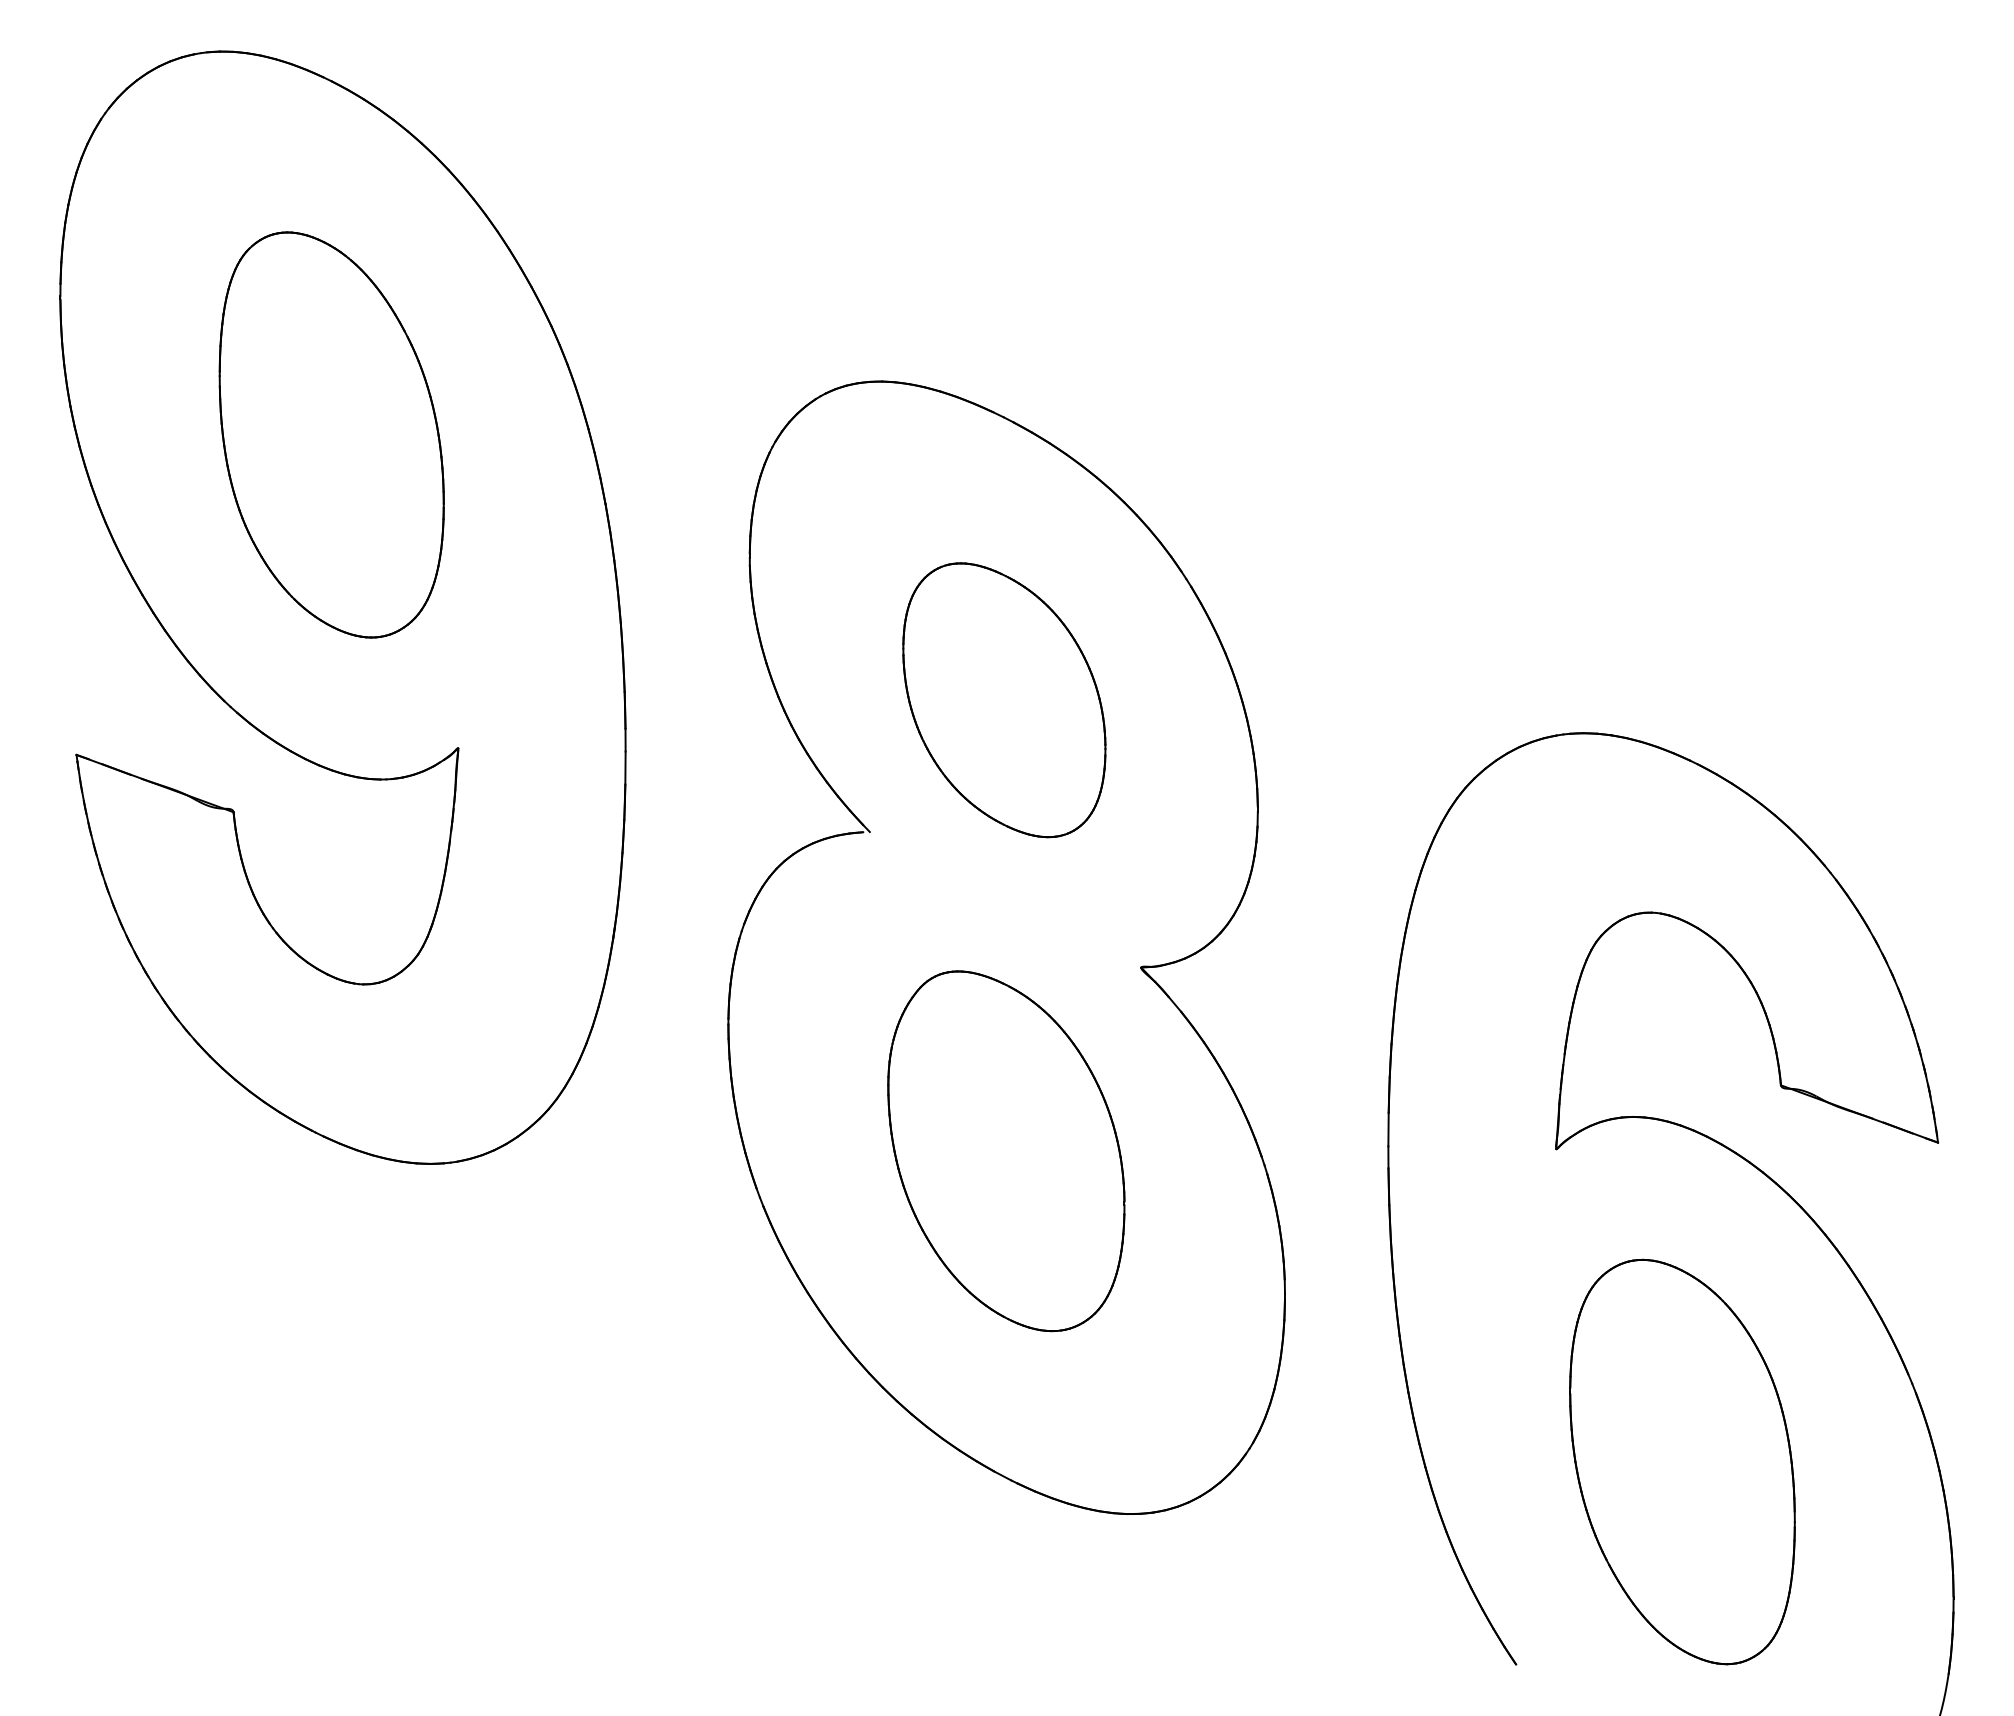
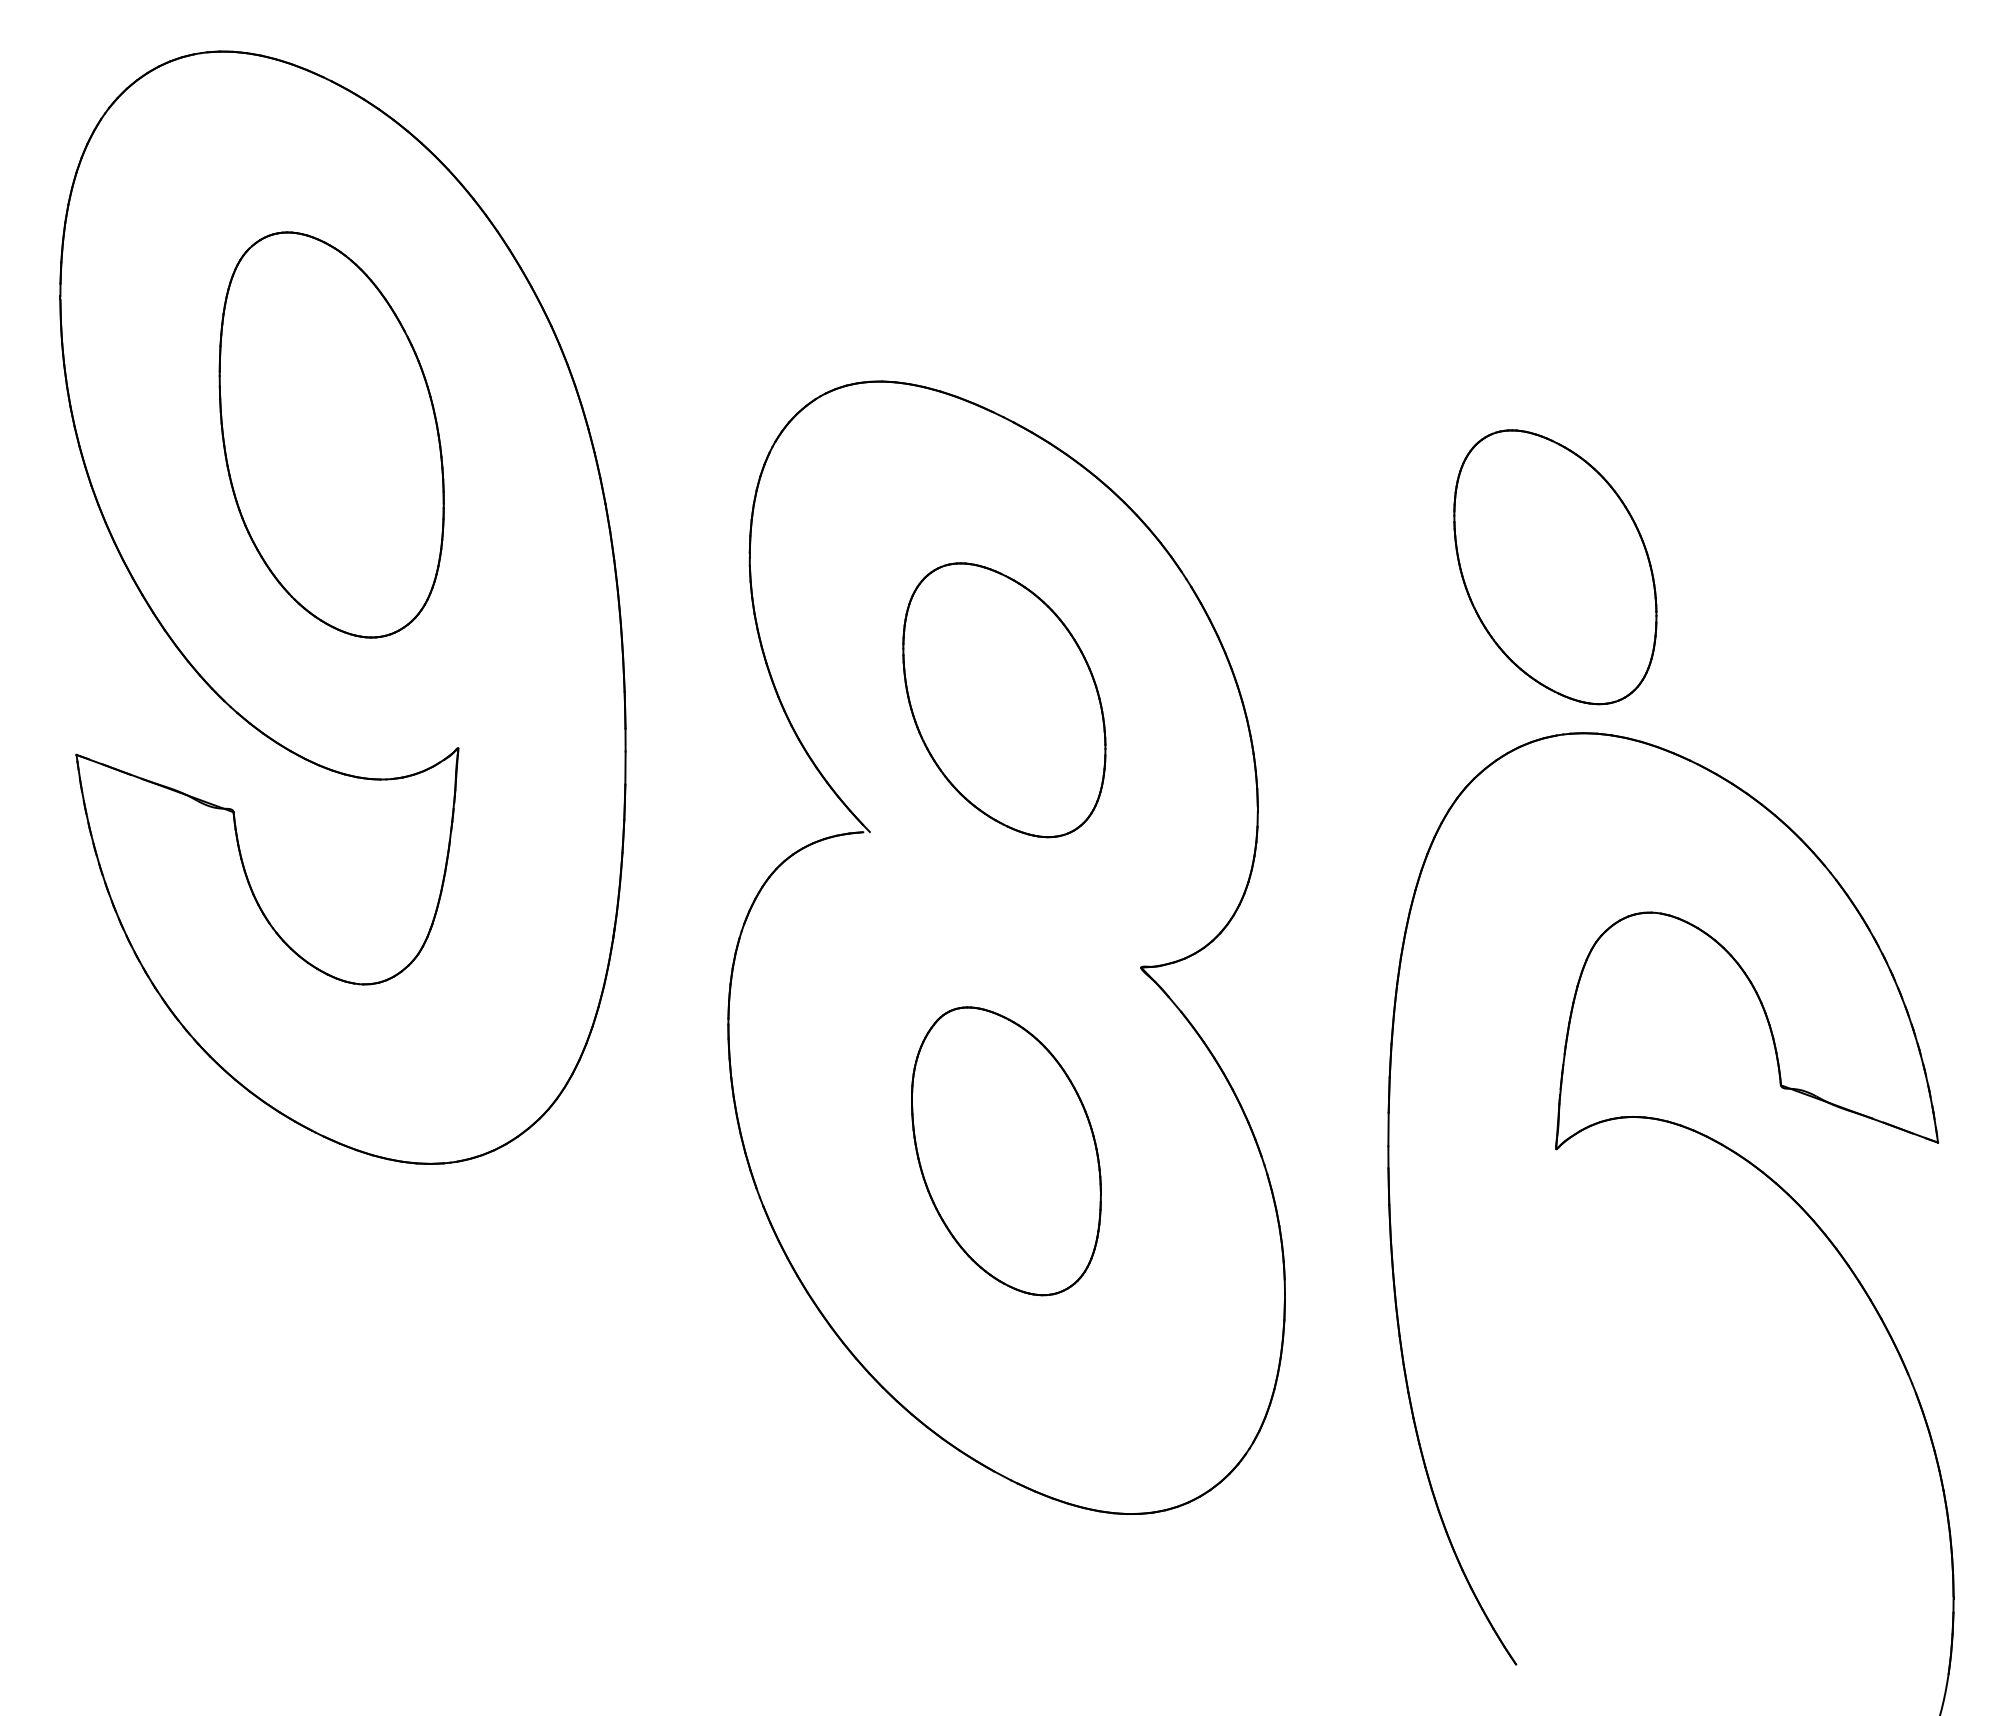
part: none -> present (1555, 567)
part size: 239x363 px -> 191x291 px (1006, 1151)
part: present -> none (1682, 1461)
